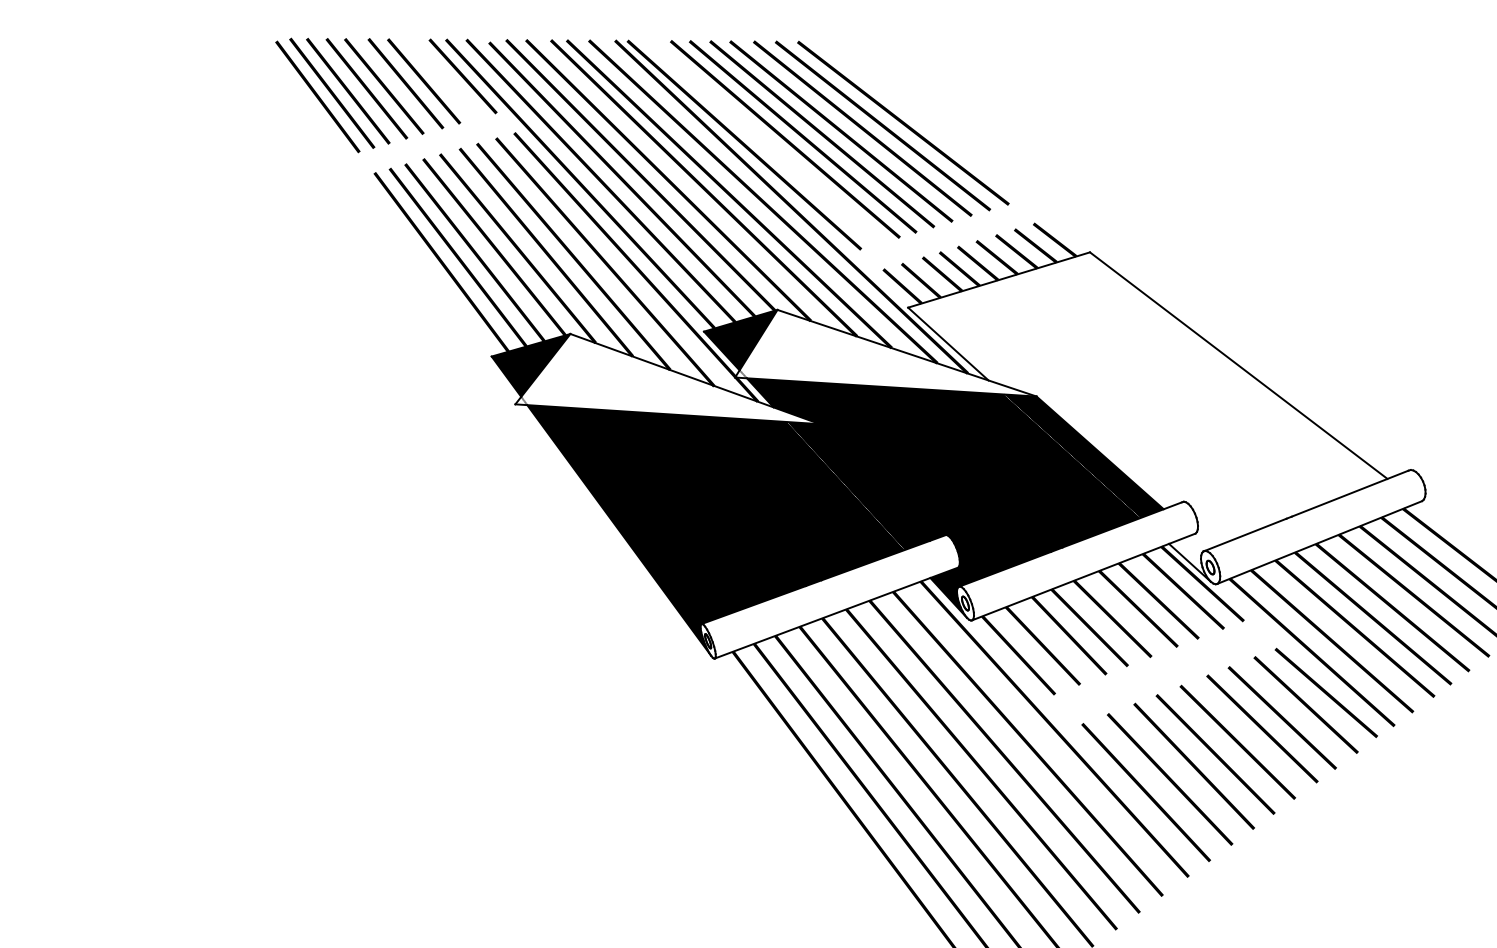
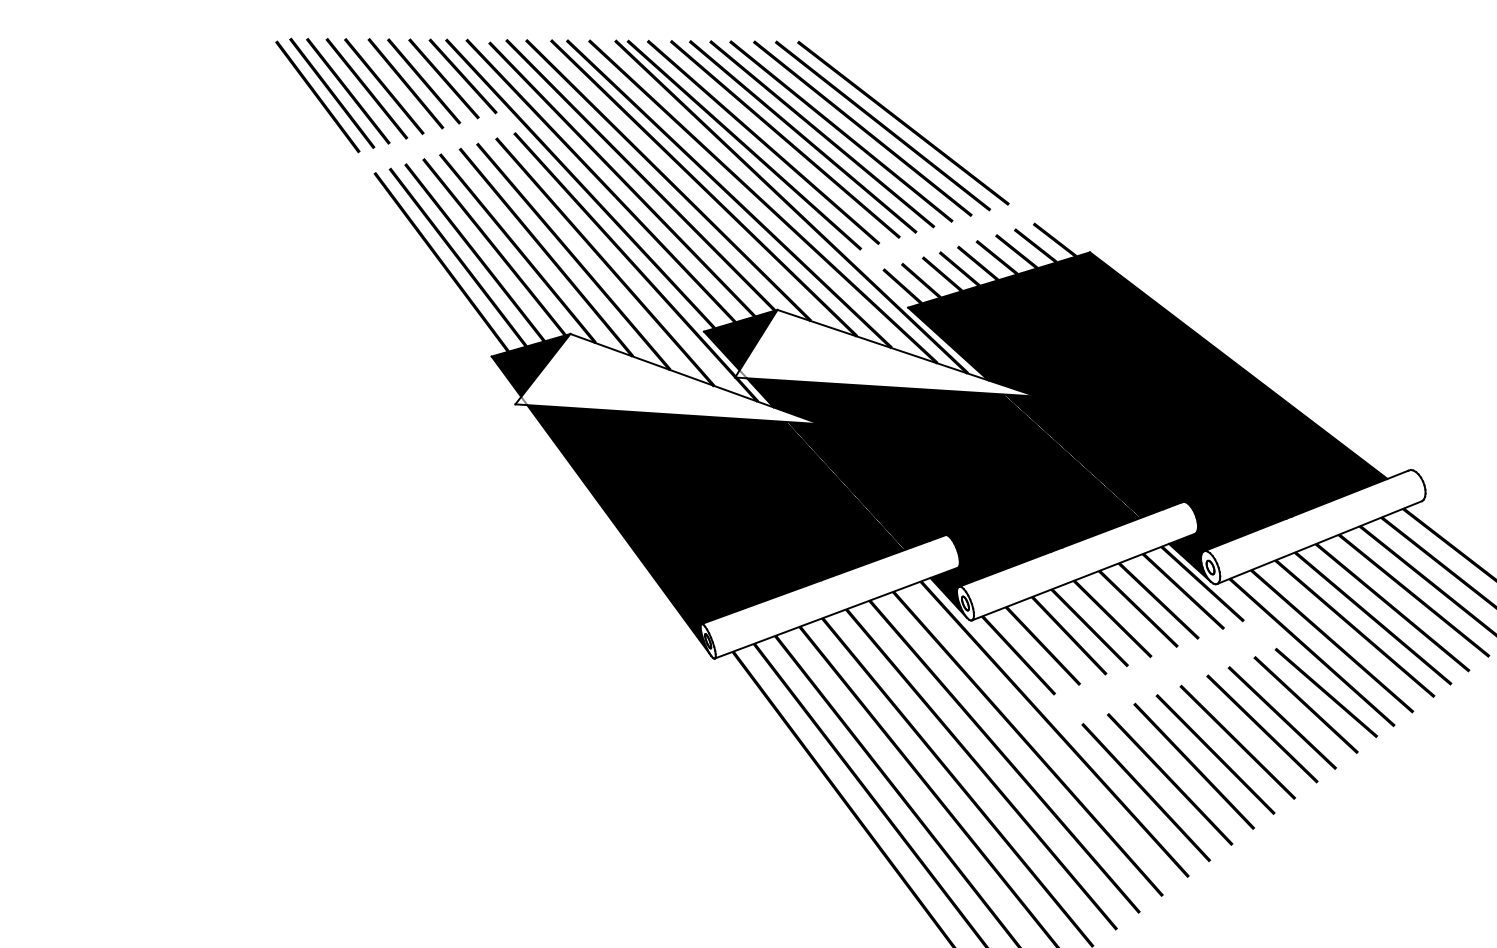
line: none -> present (443, 78)
line: none -> present (763, 141)
fill: none -> present (1147, 416)
